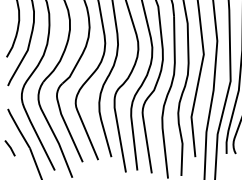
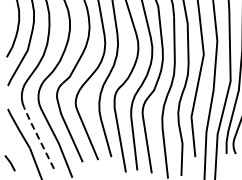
line: solid -> dashed (37, 136)
line position: (9, 147) -> (9, 162) (9, 162)
